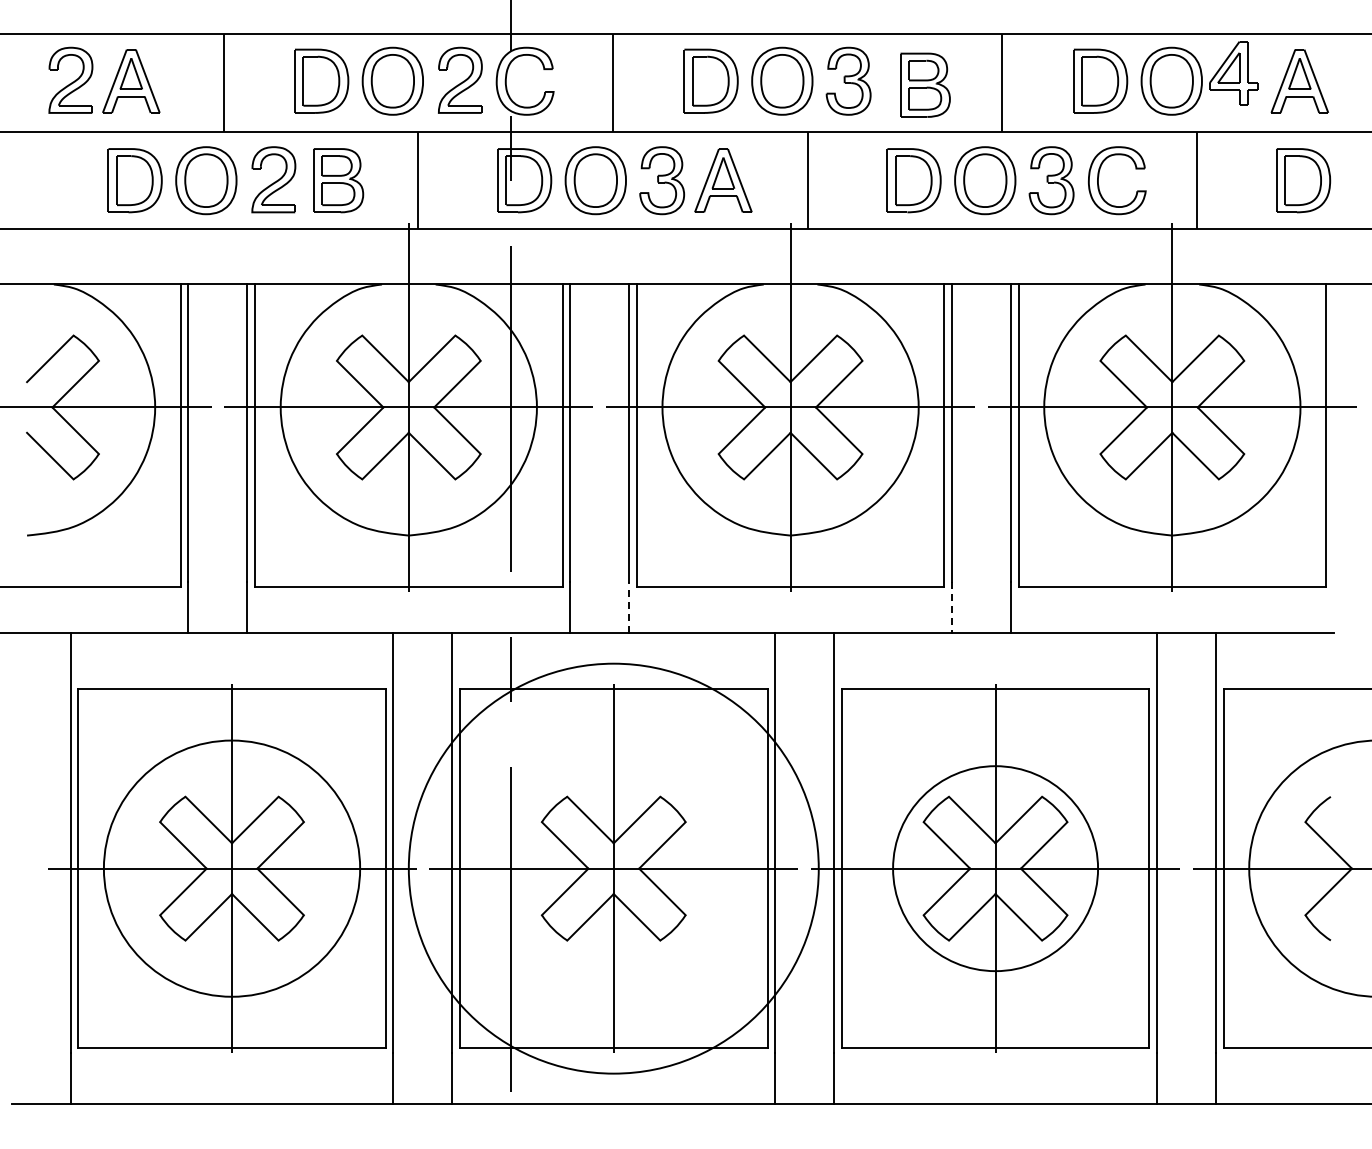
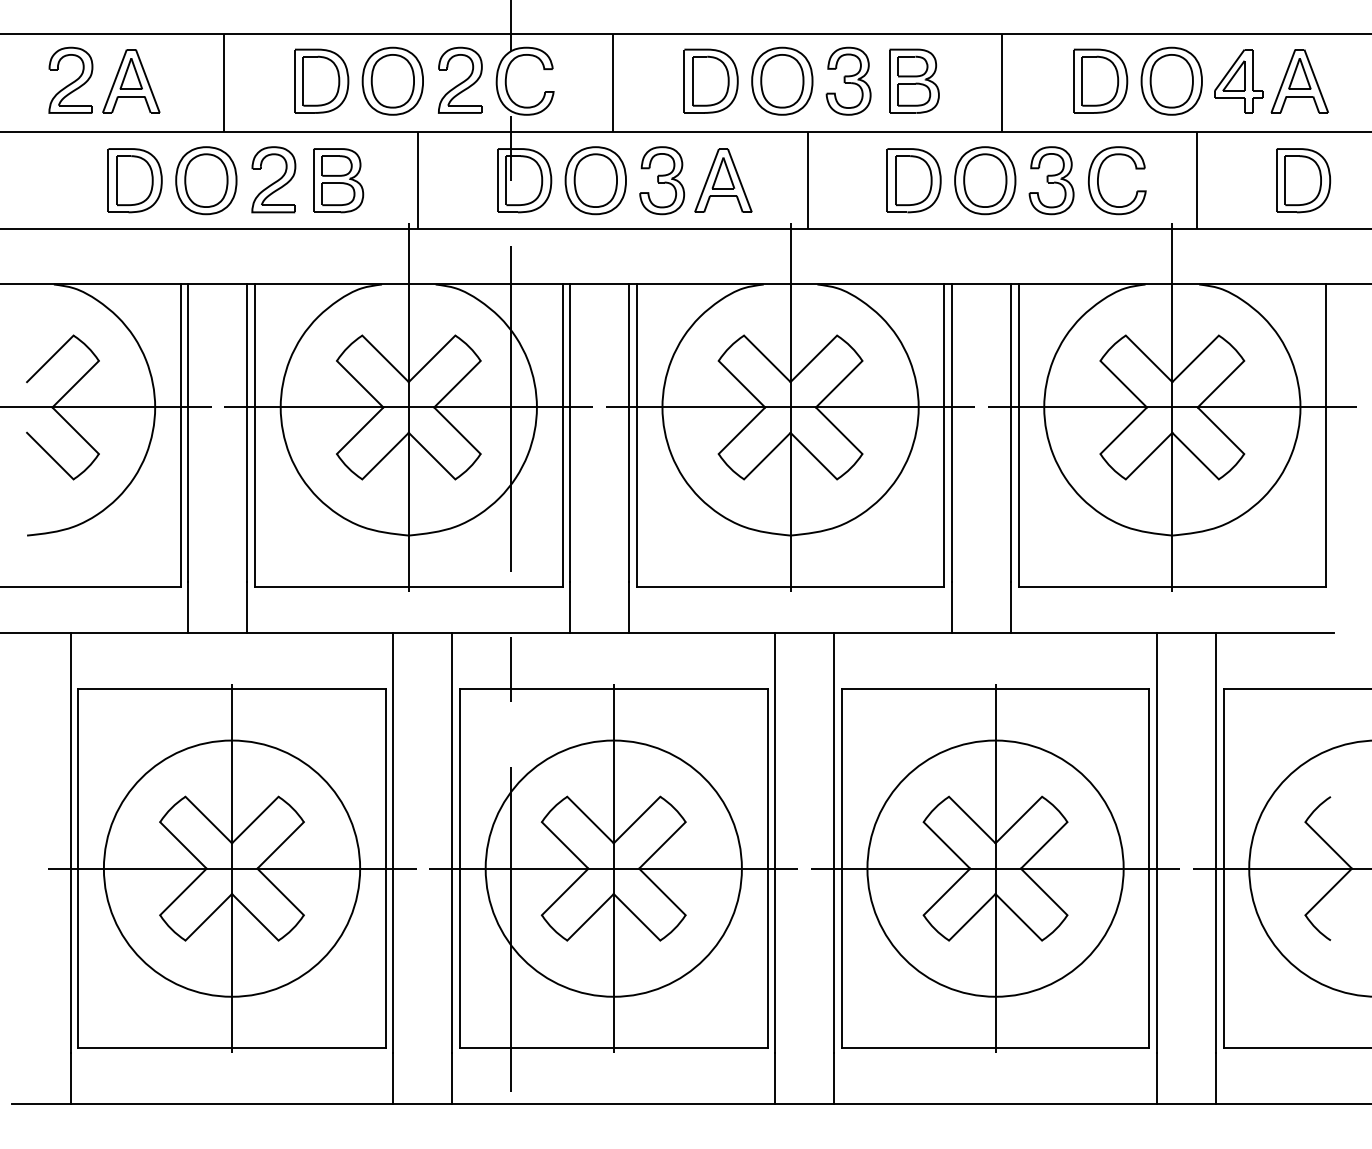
part position: (1233, 73) -> (1238, 81) (1238, 81)
part position: (925, 84) -> (914, 80) (914, 80)
line: dashed -> solid (629, 607)
line: dashed -> solid (952, 607)
circle diameter: 410 px -> 256 px (613, 868)
circle diameter: 205 px -> 256 px (995, 868)
